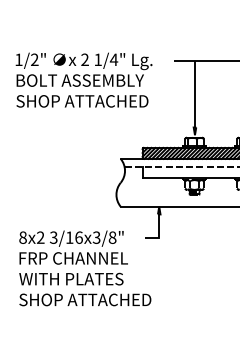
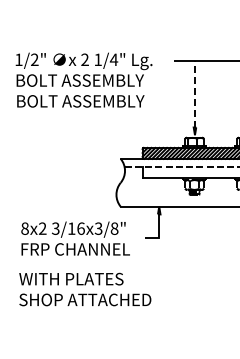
line: solid -> dashed (194, 93)
text: SHOP ATTACHED -> BOLT ASSEMBLY (82, 101)
text position: (73, 247) -> (75, 238) (75, 238)
